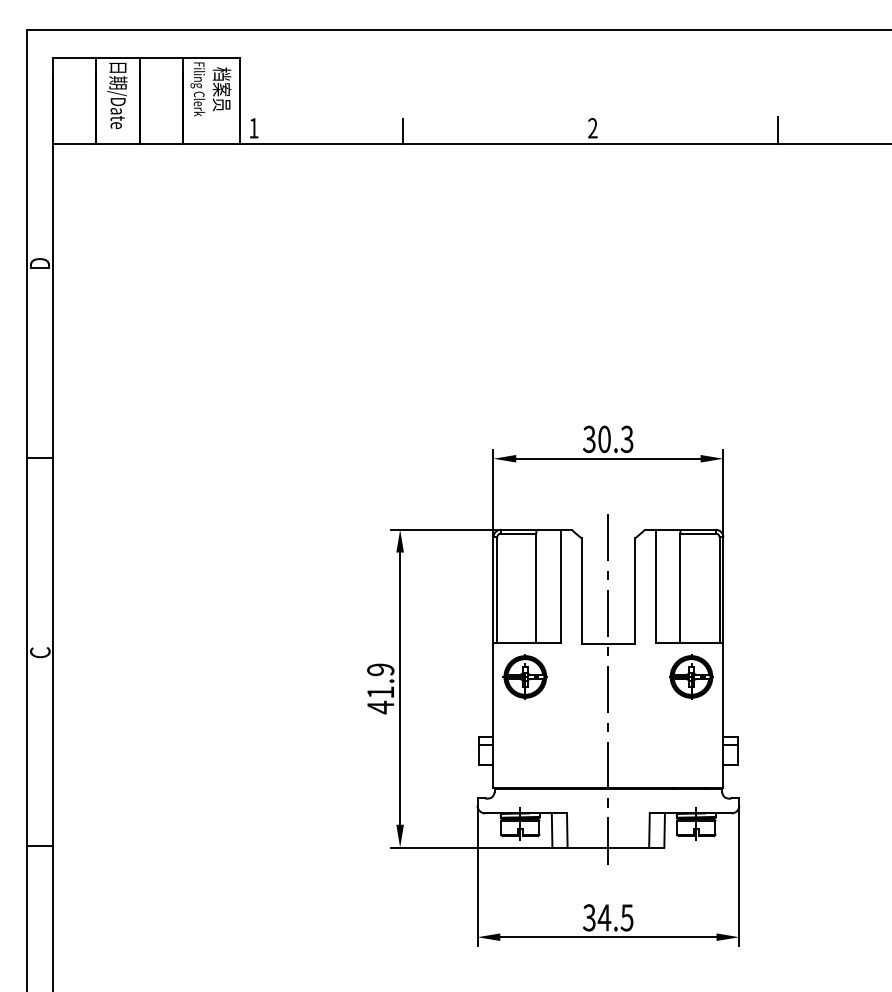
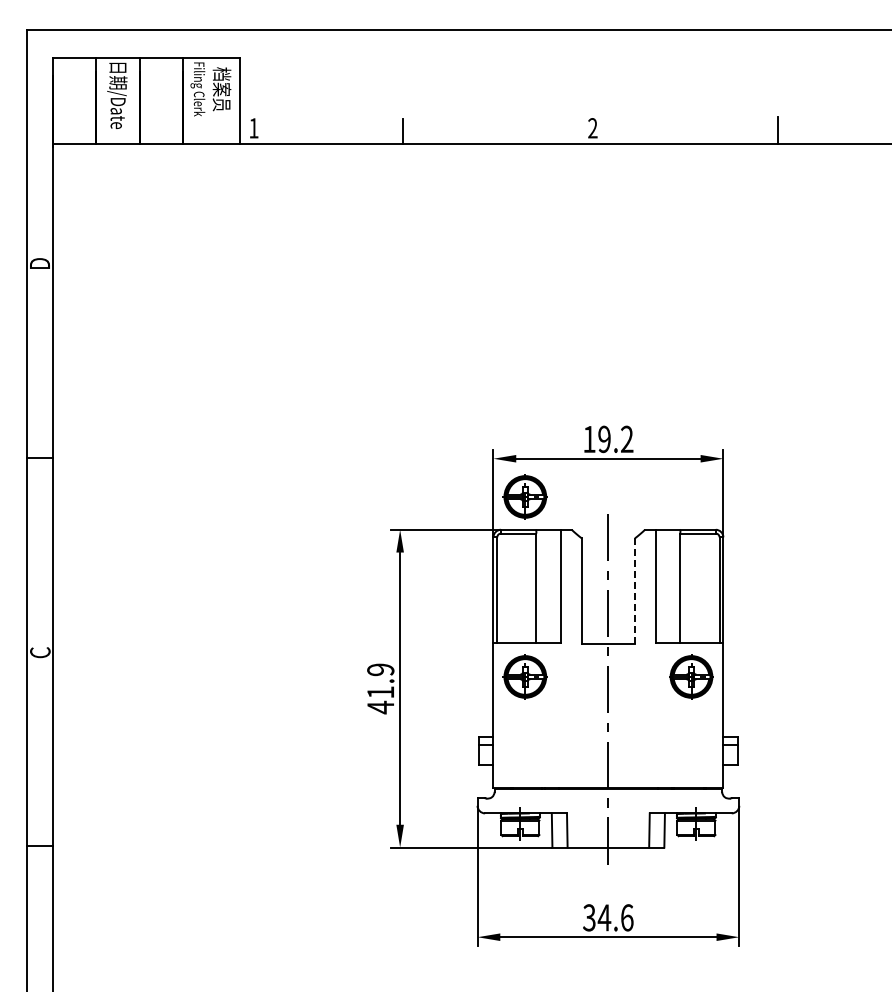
text: 30.3 -> 19.2 (608, 439)
part: none -> present (524, 496)
line: solid -> dashed (634, 591)
text: 34.5 -> 34.6 (626, 917)
